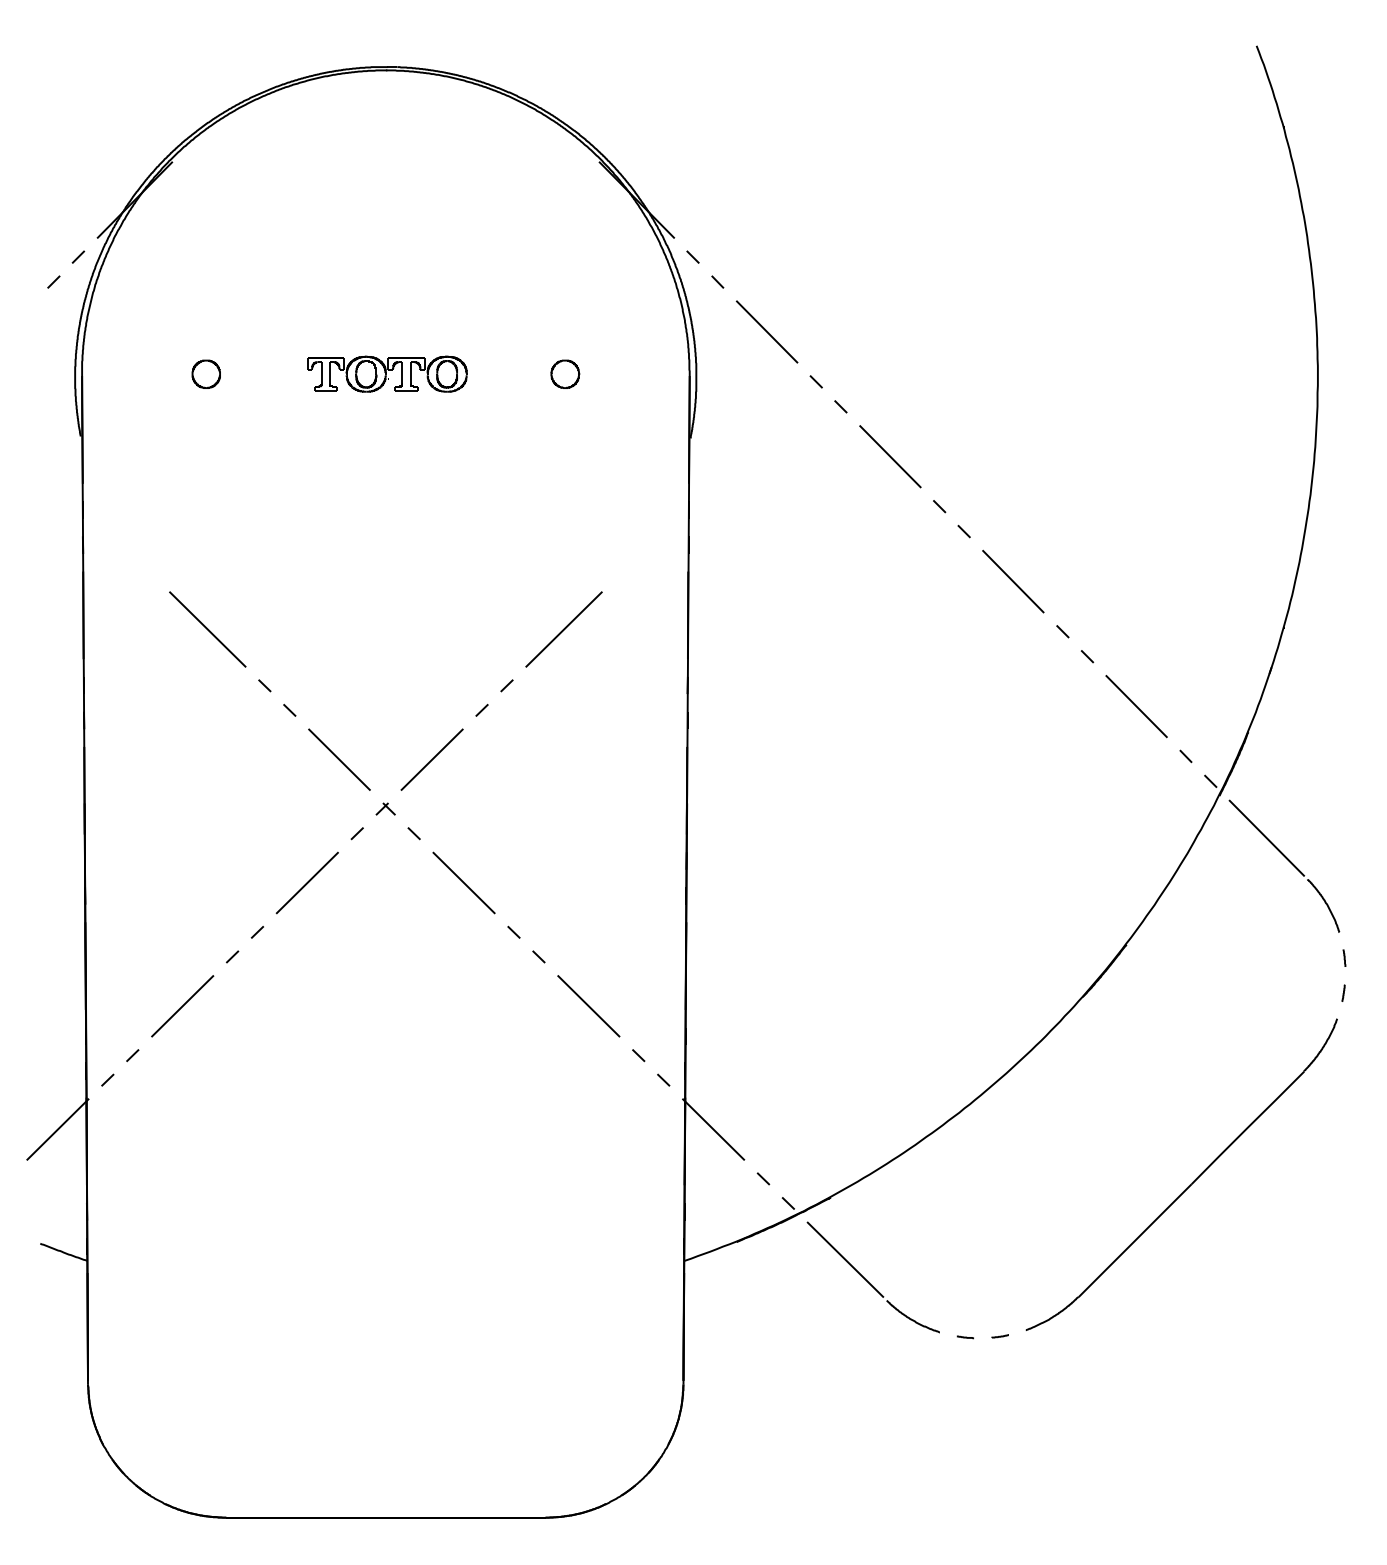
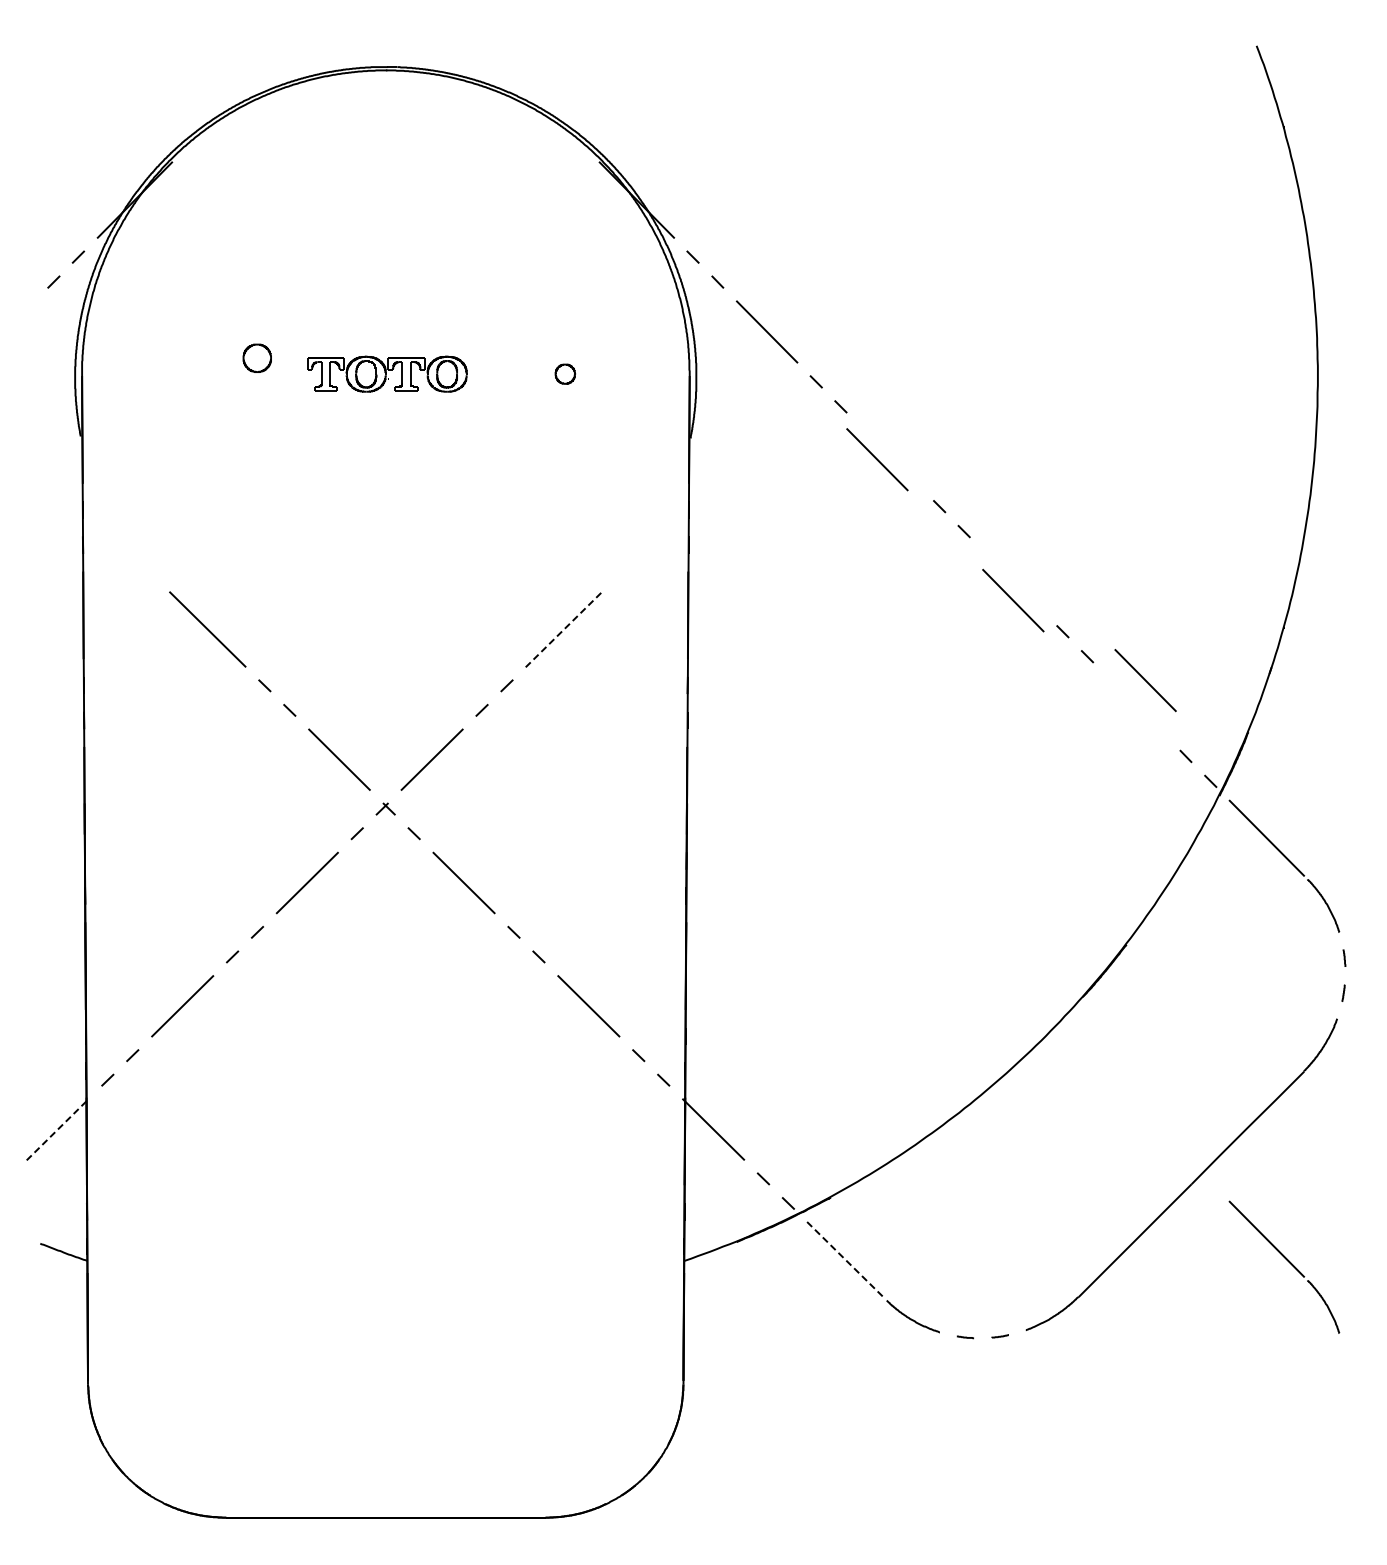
part position: (205, 373) -> (256, 357) (256, 357)
part size: 31x30 px -> 22x22 px (564, 373)
line position: (890, 456) -> (877, 459) (877, 459)
line position: (1013, 581) -> (1013, 600) (1013, 600)
line: solid -> dashed (564, 629)
line position: (1136, 706) -> (1145, 680) (1145, 680)
line: solid -> dashed (57, 1129)
line: solid -> dashed (845, 1259)
part: none -> present (1284, 1266)
